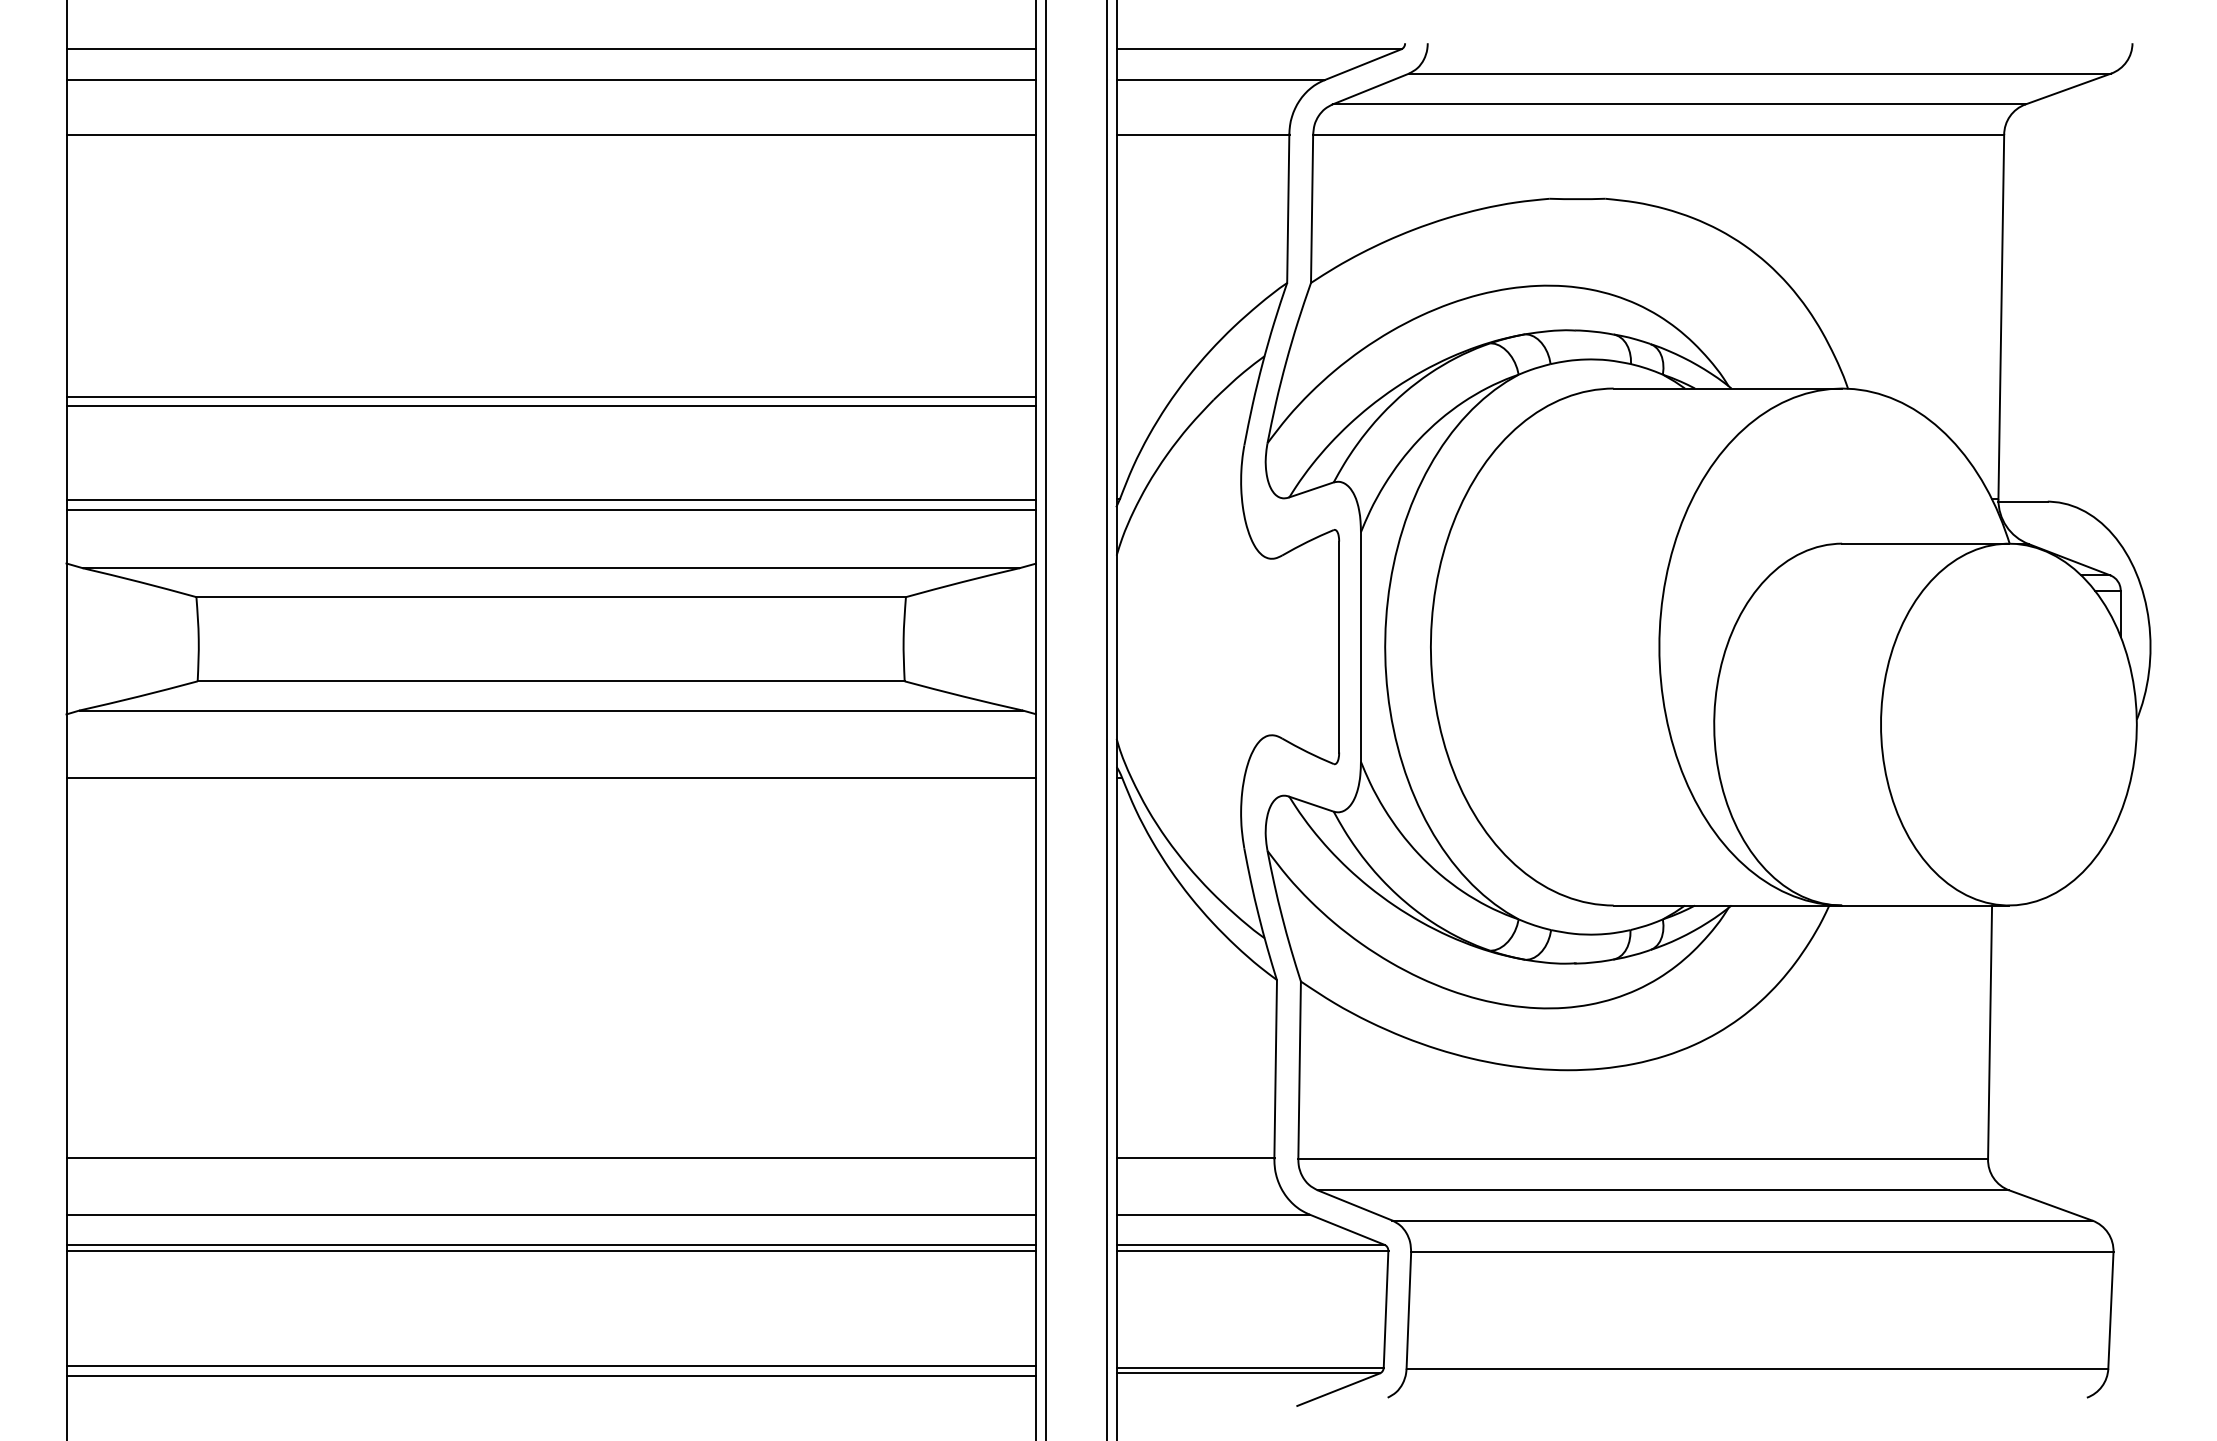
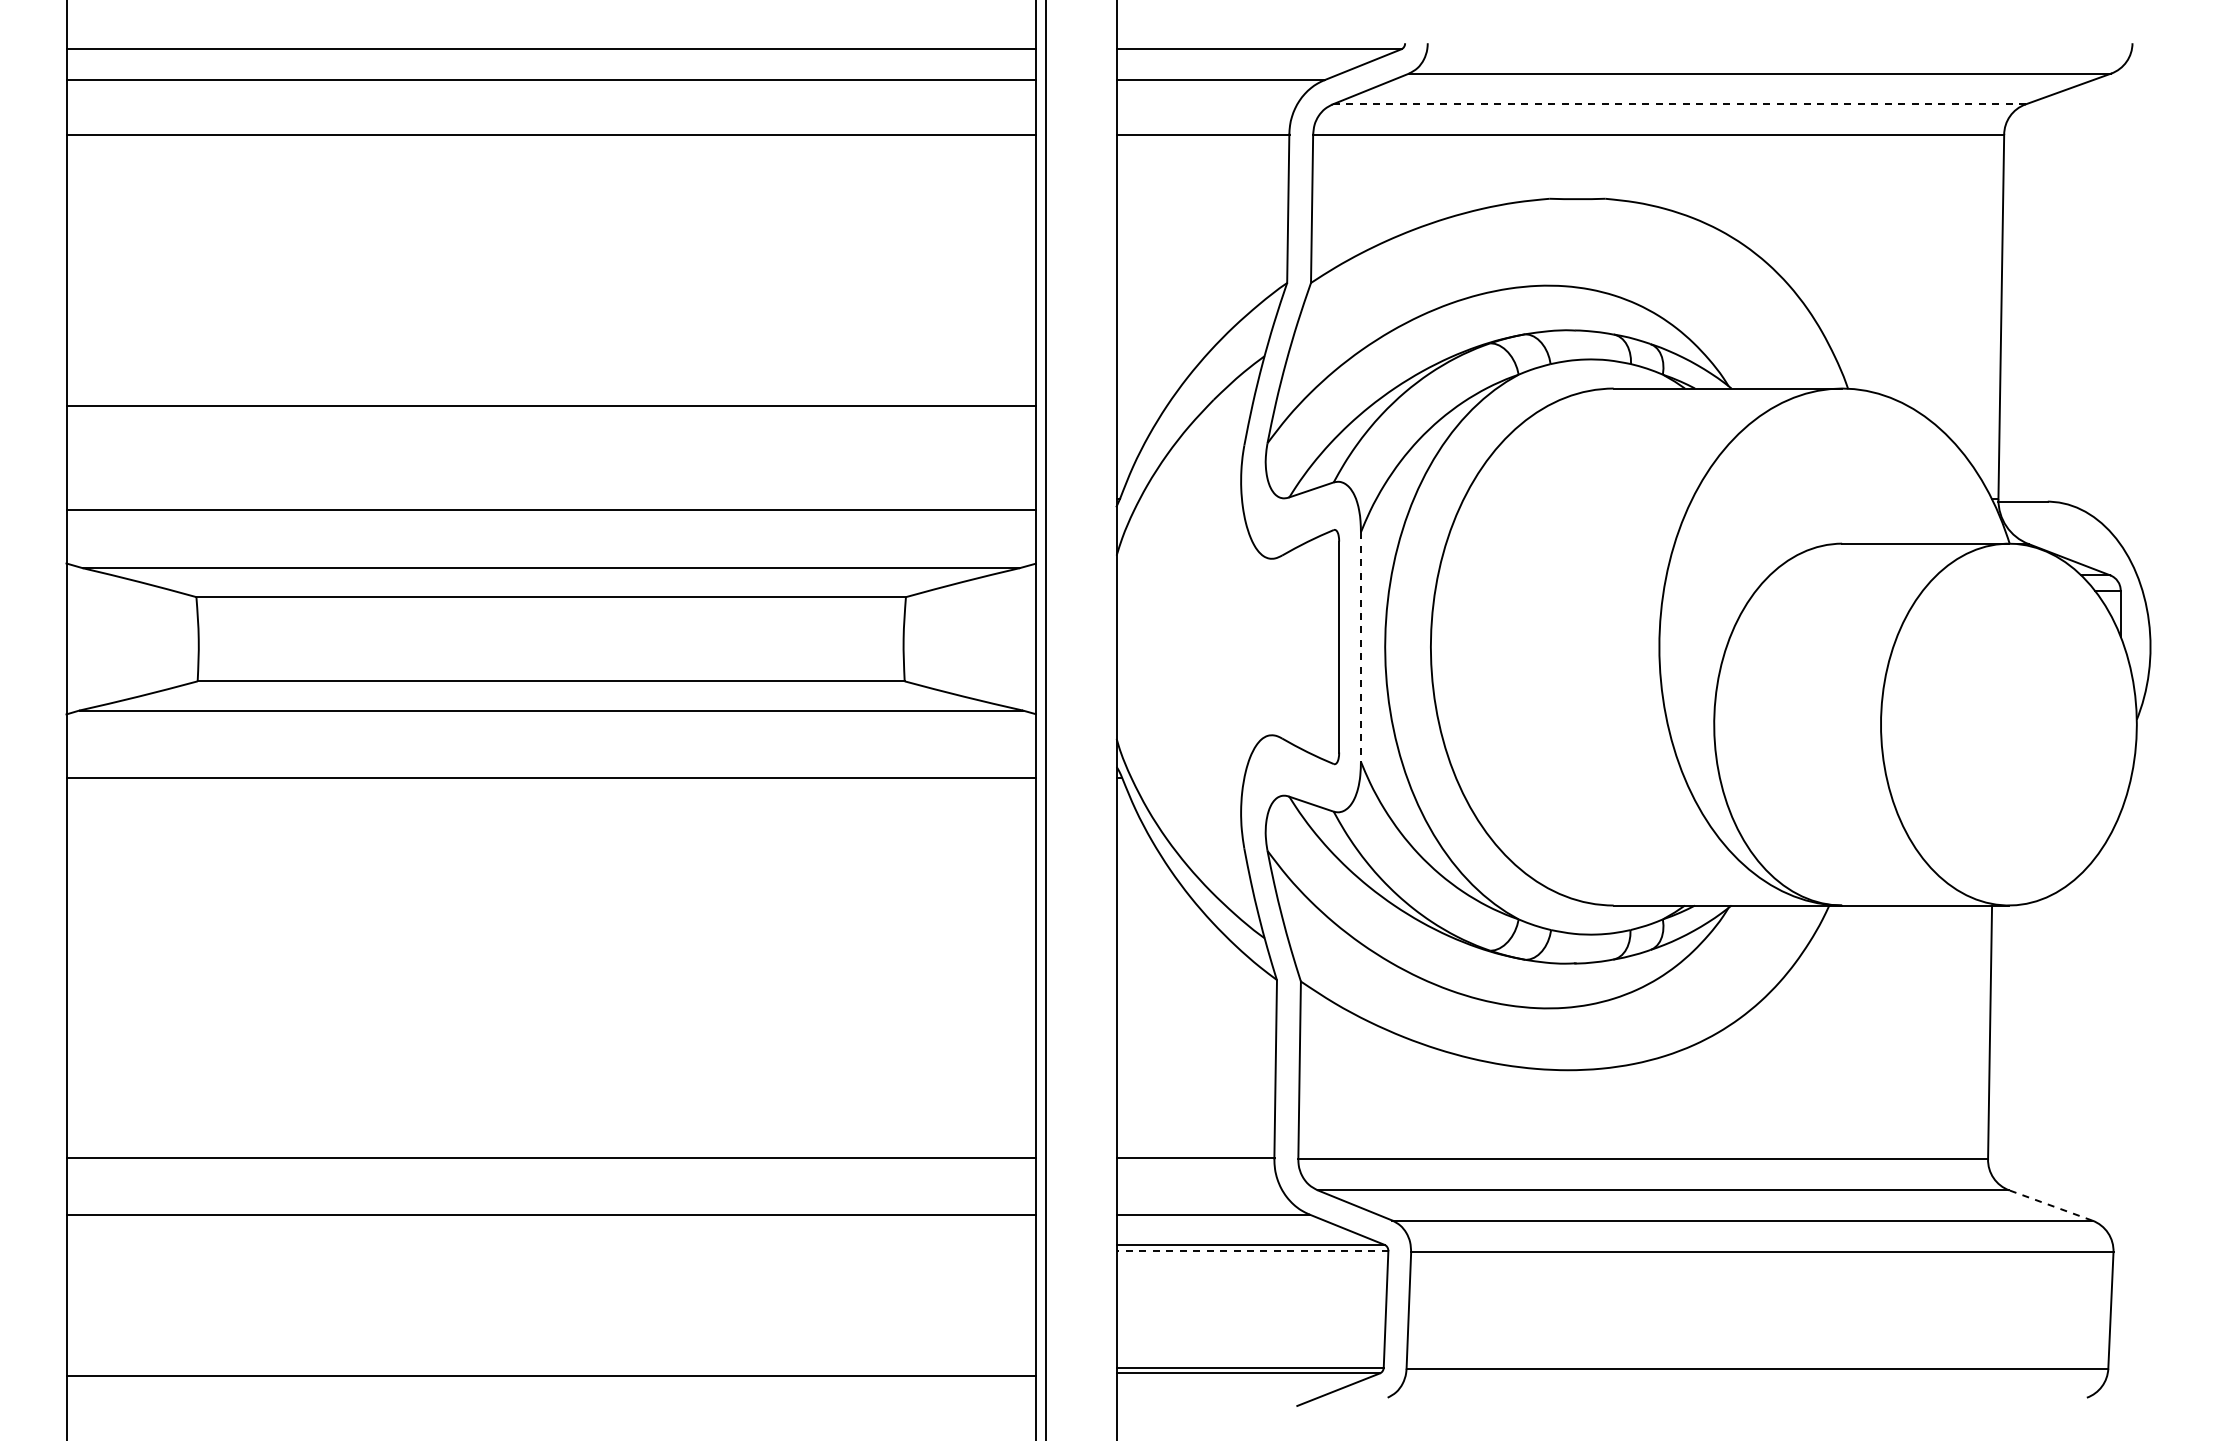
line: solid -> dashed (1679, 104)
line: present -> none (550, 396)
line: present -> none (550, 500)
line: solid -> dashed (1360, 647)
line: present -> none (1106, 719)
line: solid -> dashed (2050, 1205)
line: present -> none (550, 1244)
line: present -> none (550, 1251)
line: solid -> dashed (1252, 1251)
line: present -> none (550, 1366)
